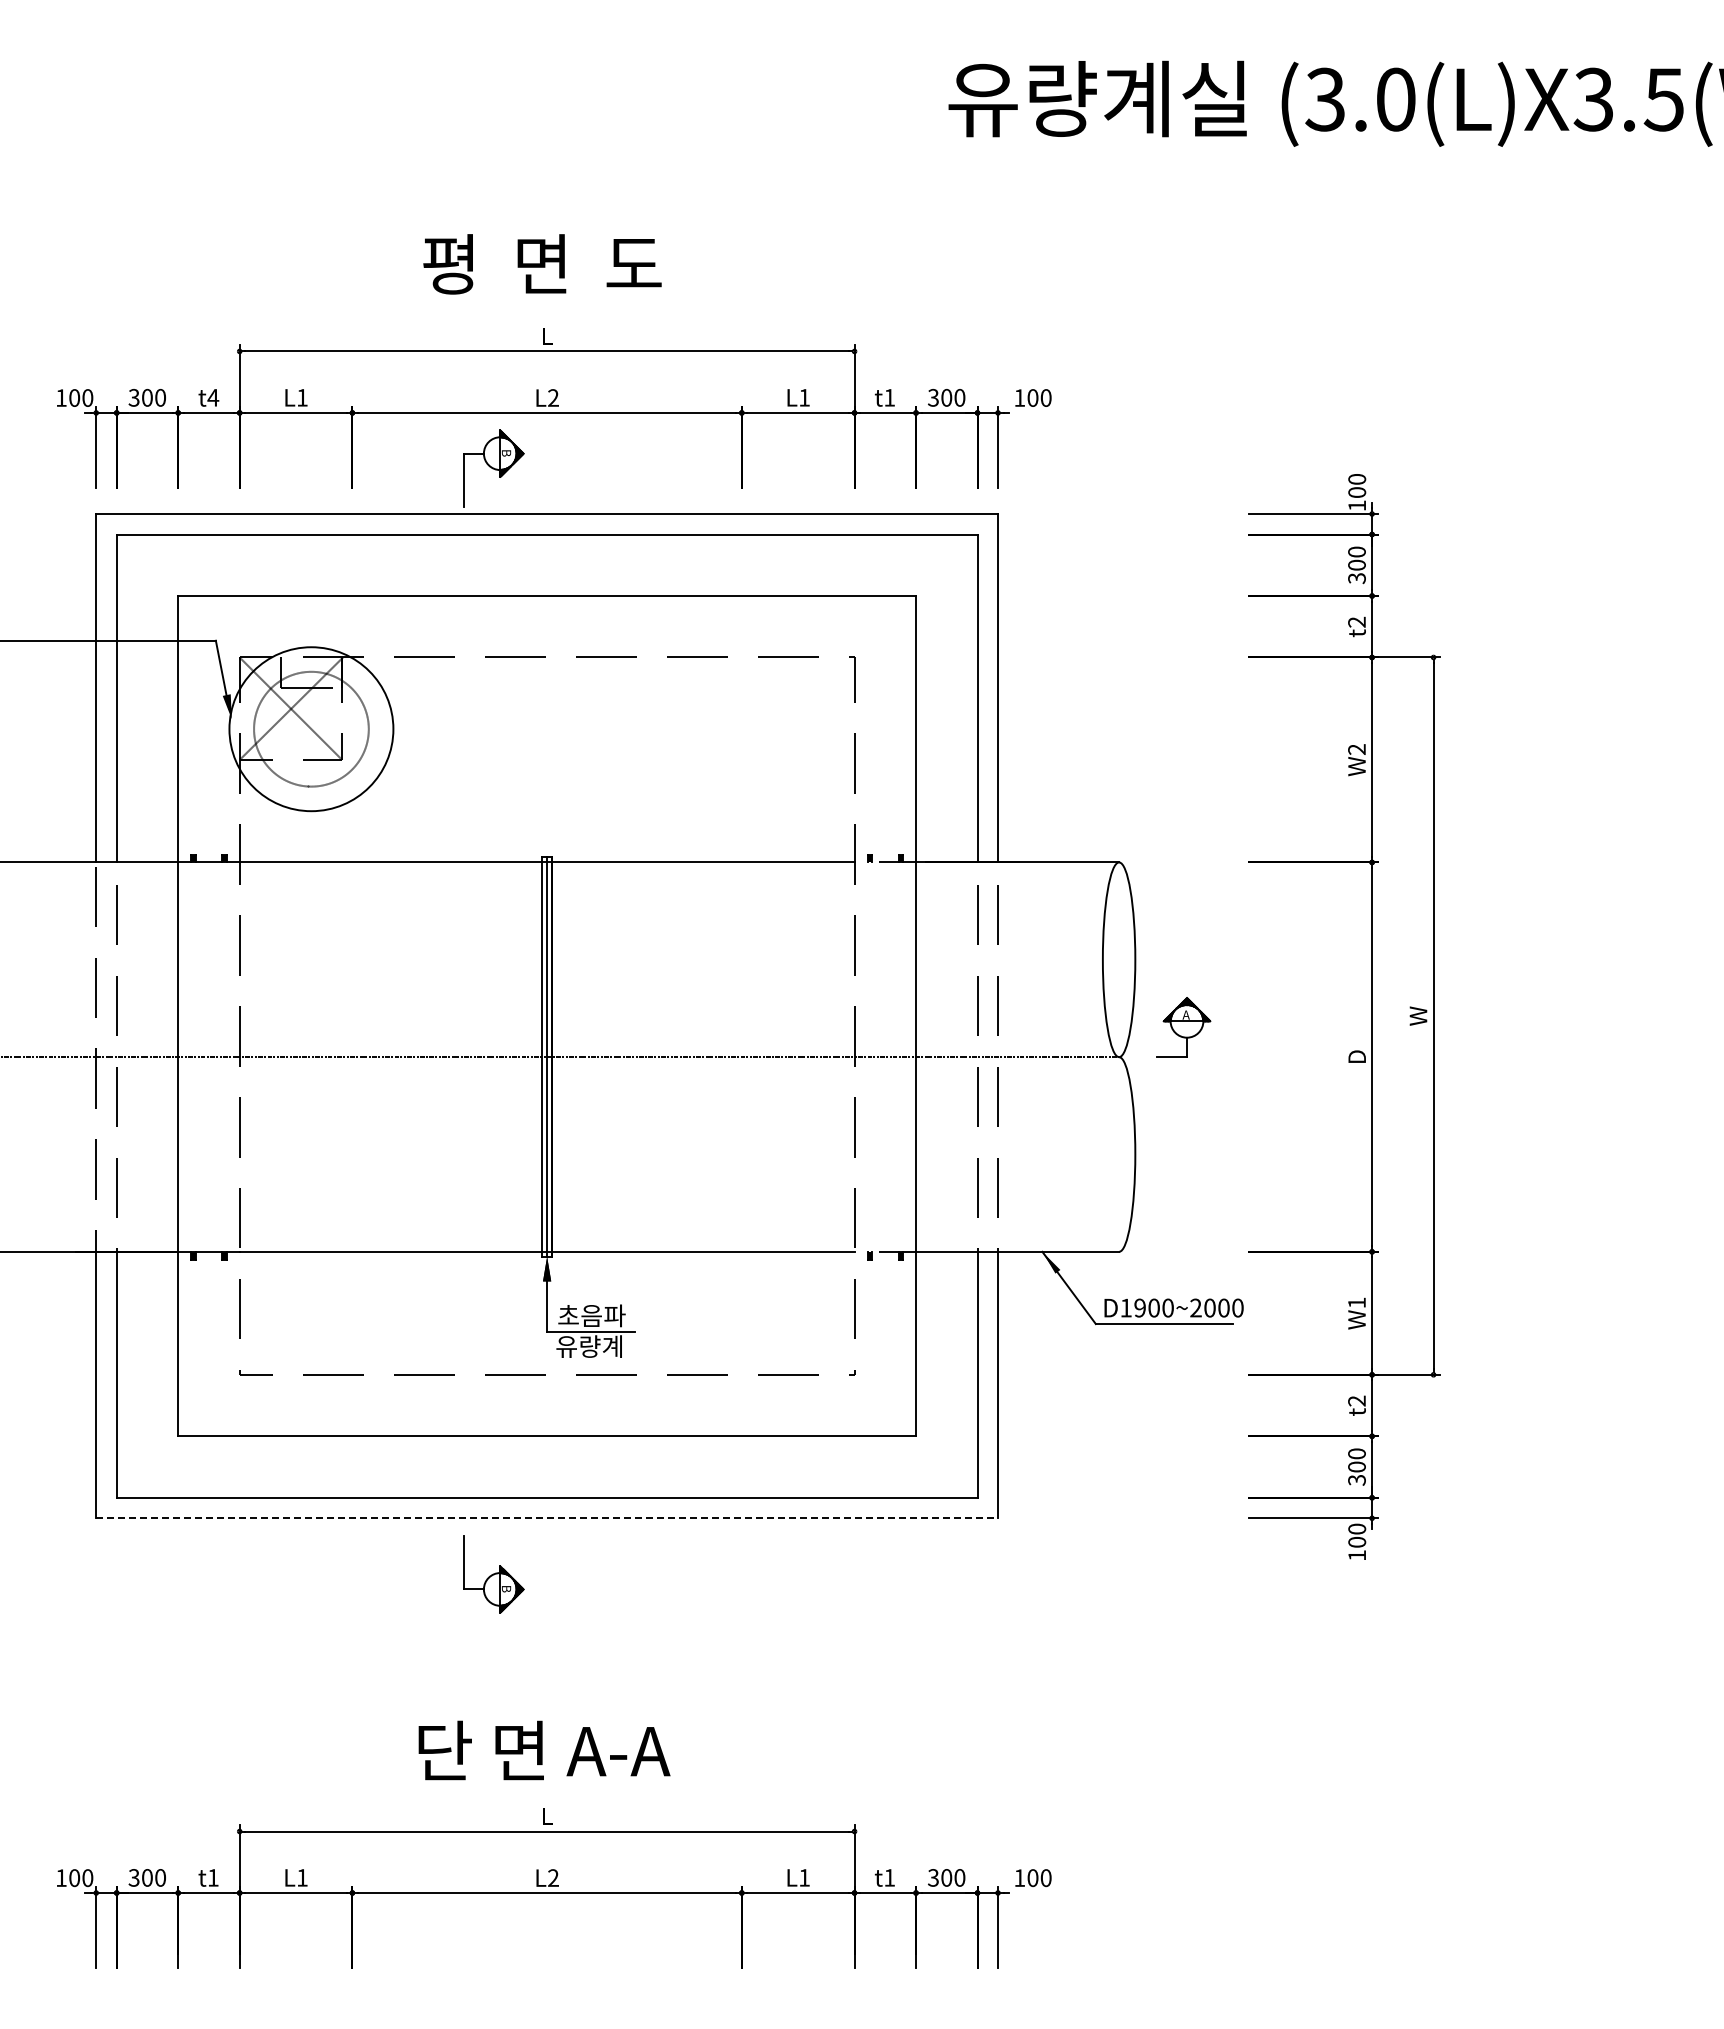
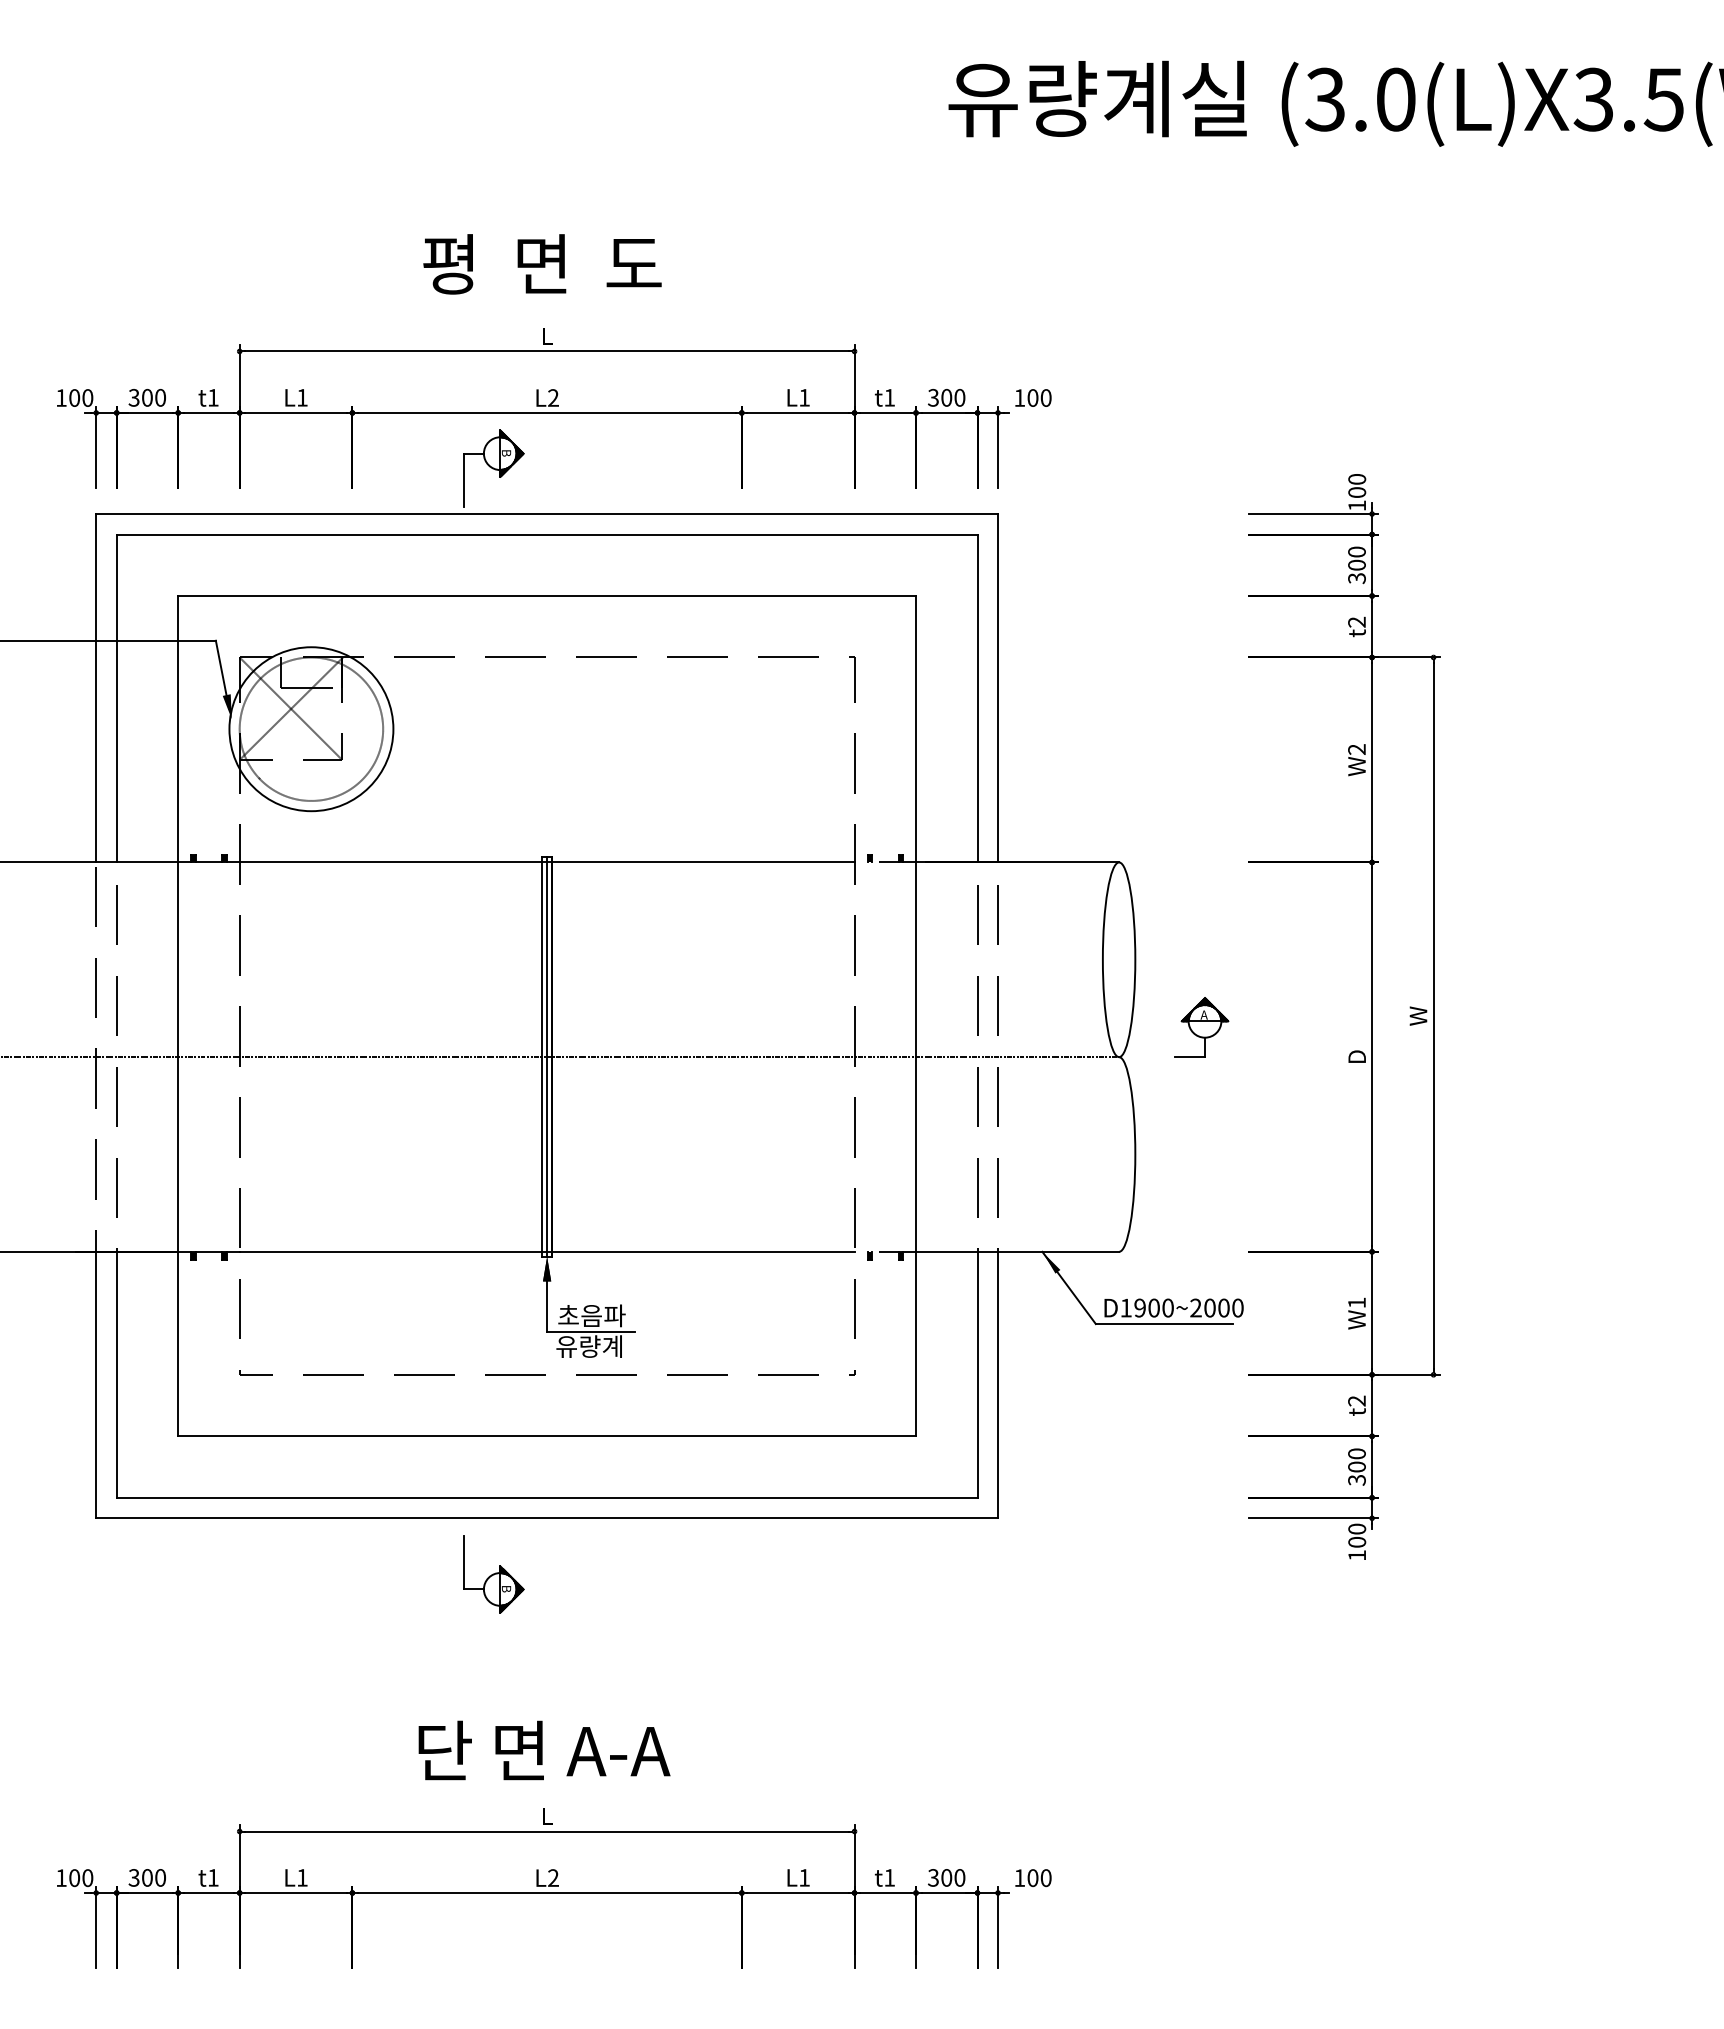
text: t4 -> t1 (213, 397)
circle diameter: 115 px -> 143 px (311, 728)
part position: (1183, 1027) -> (1201, 1027) (1201, 1027)
line: dashed -> solid (547, 1518)
